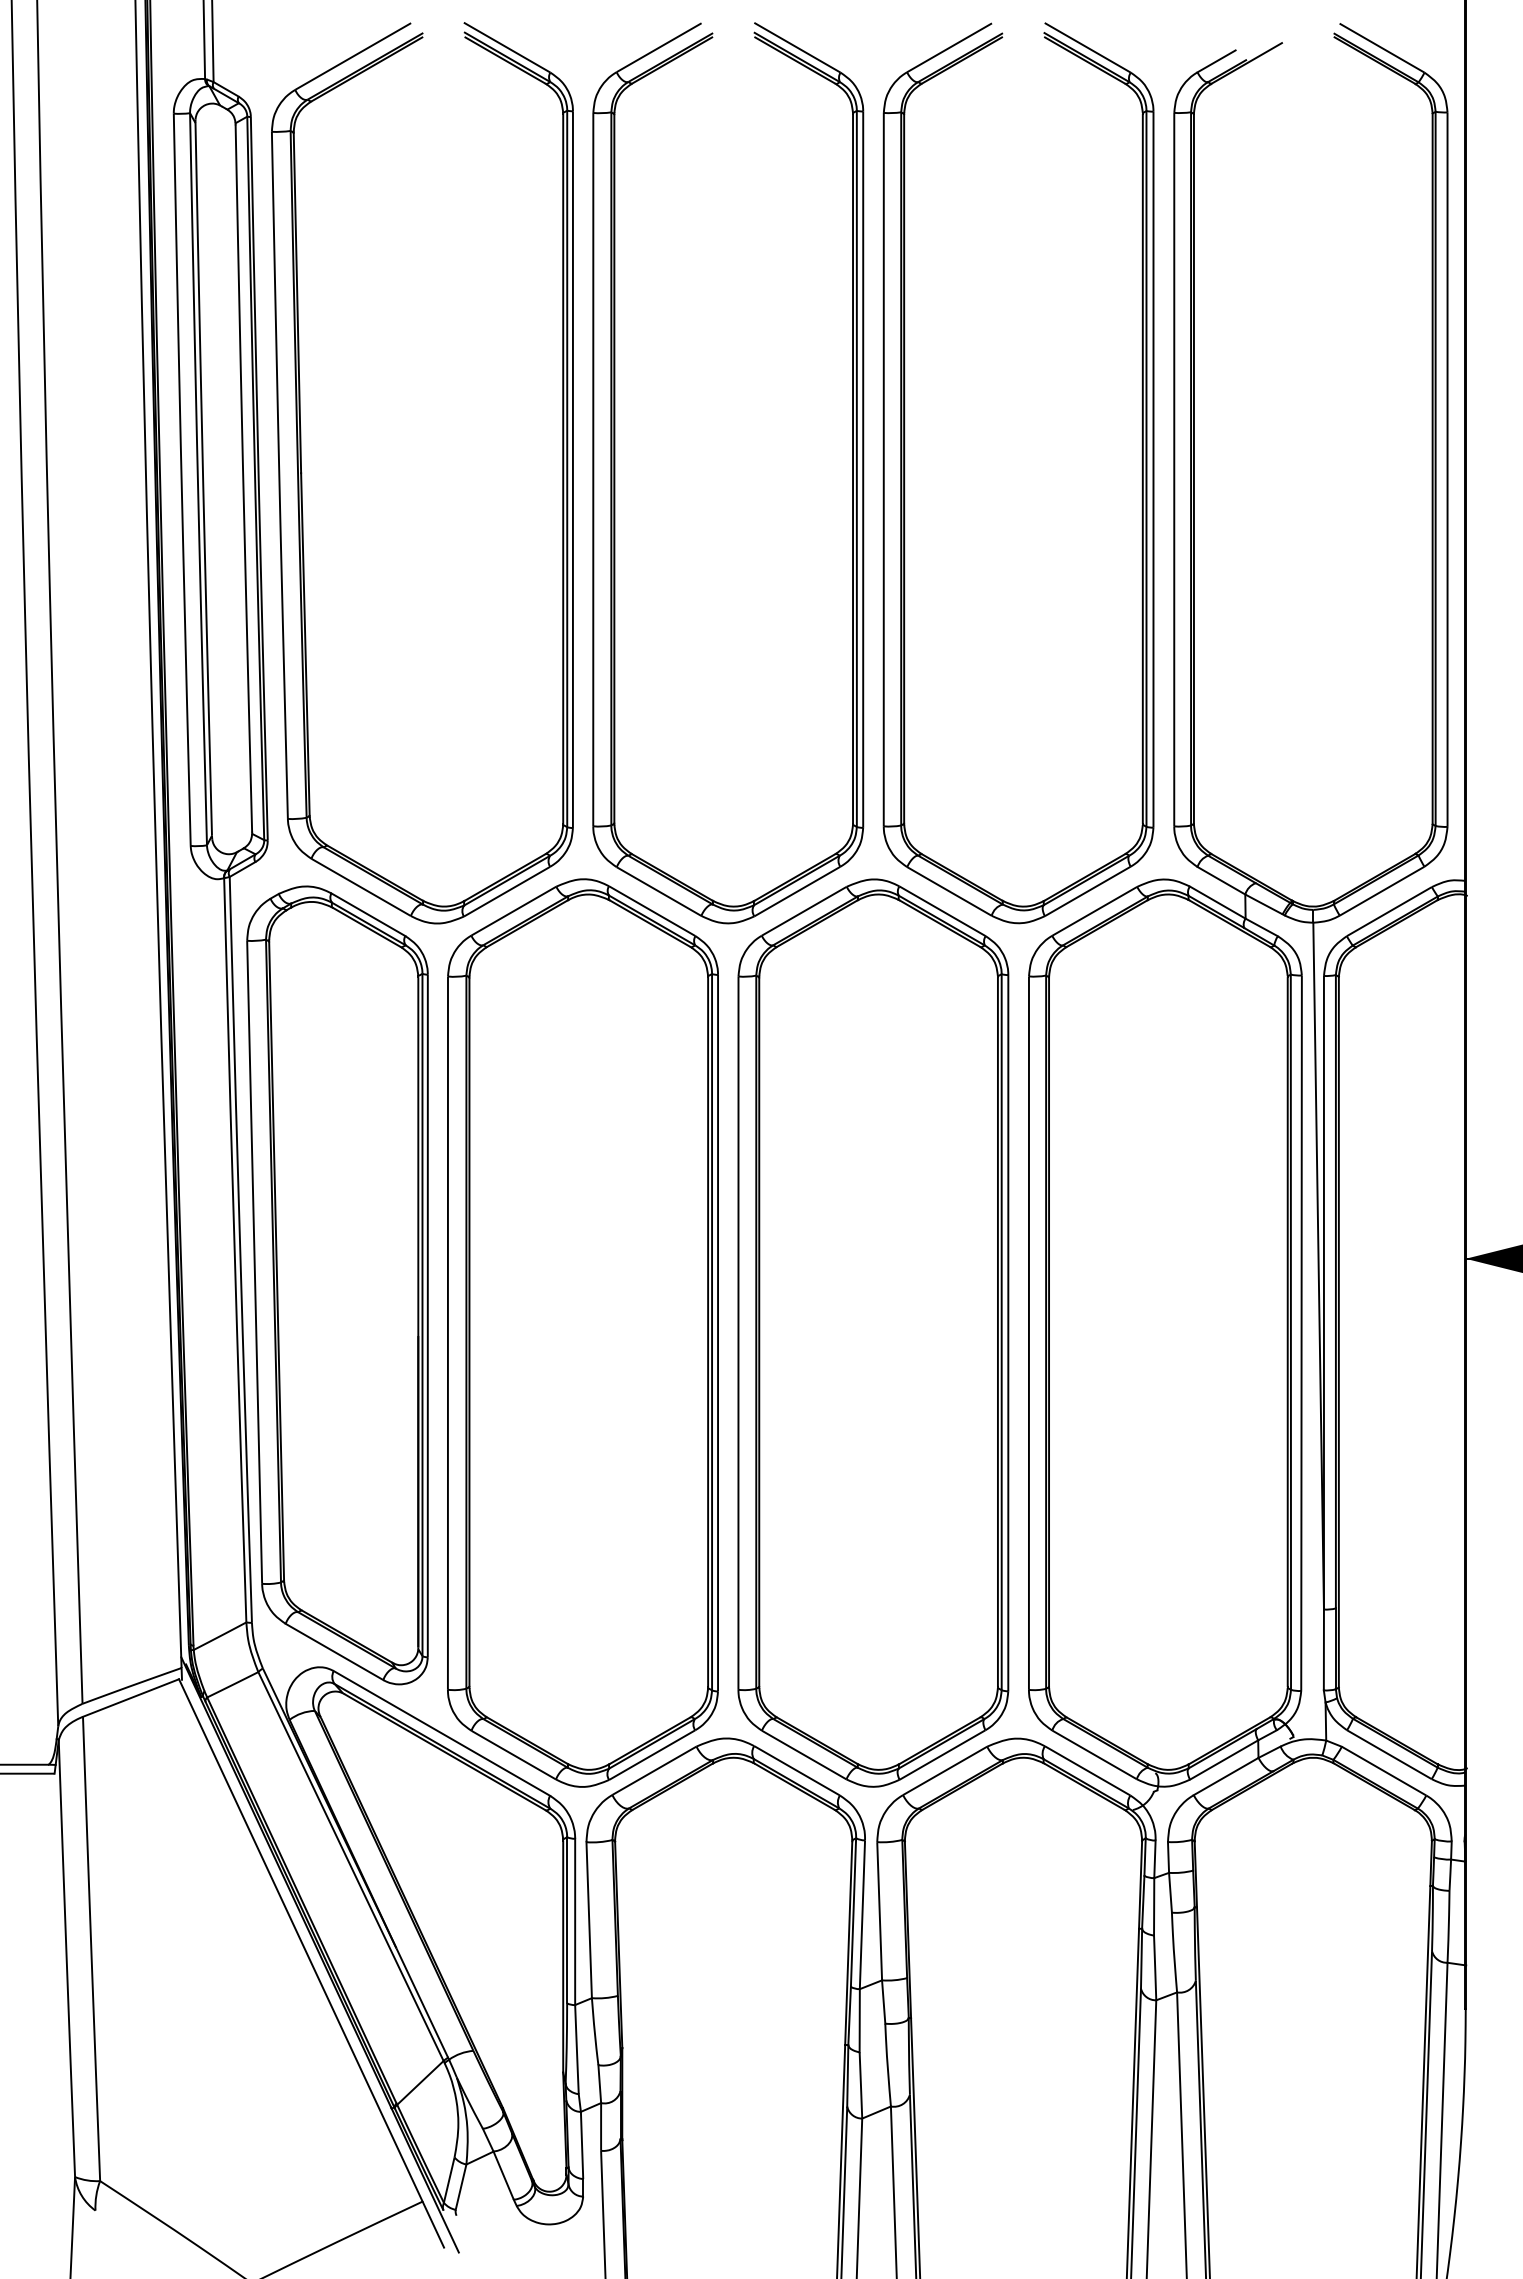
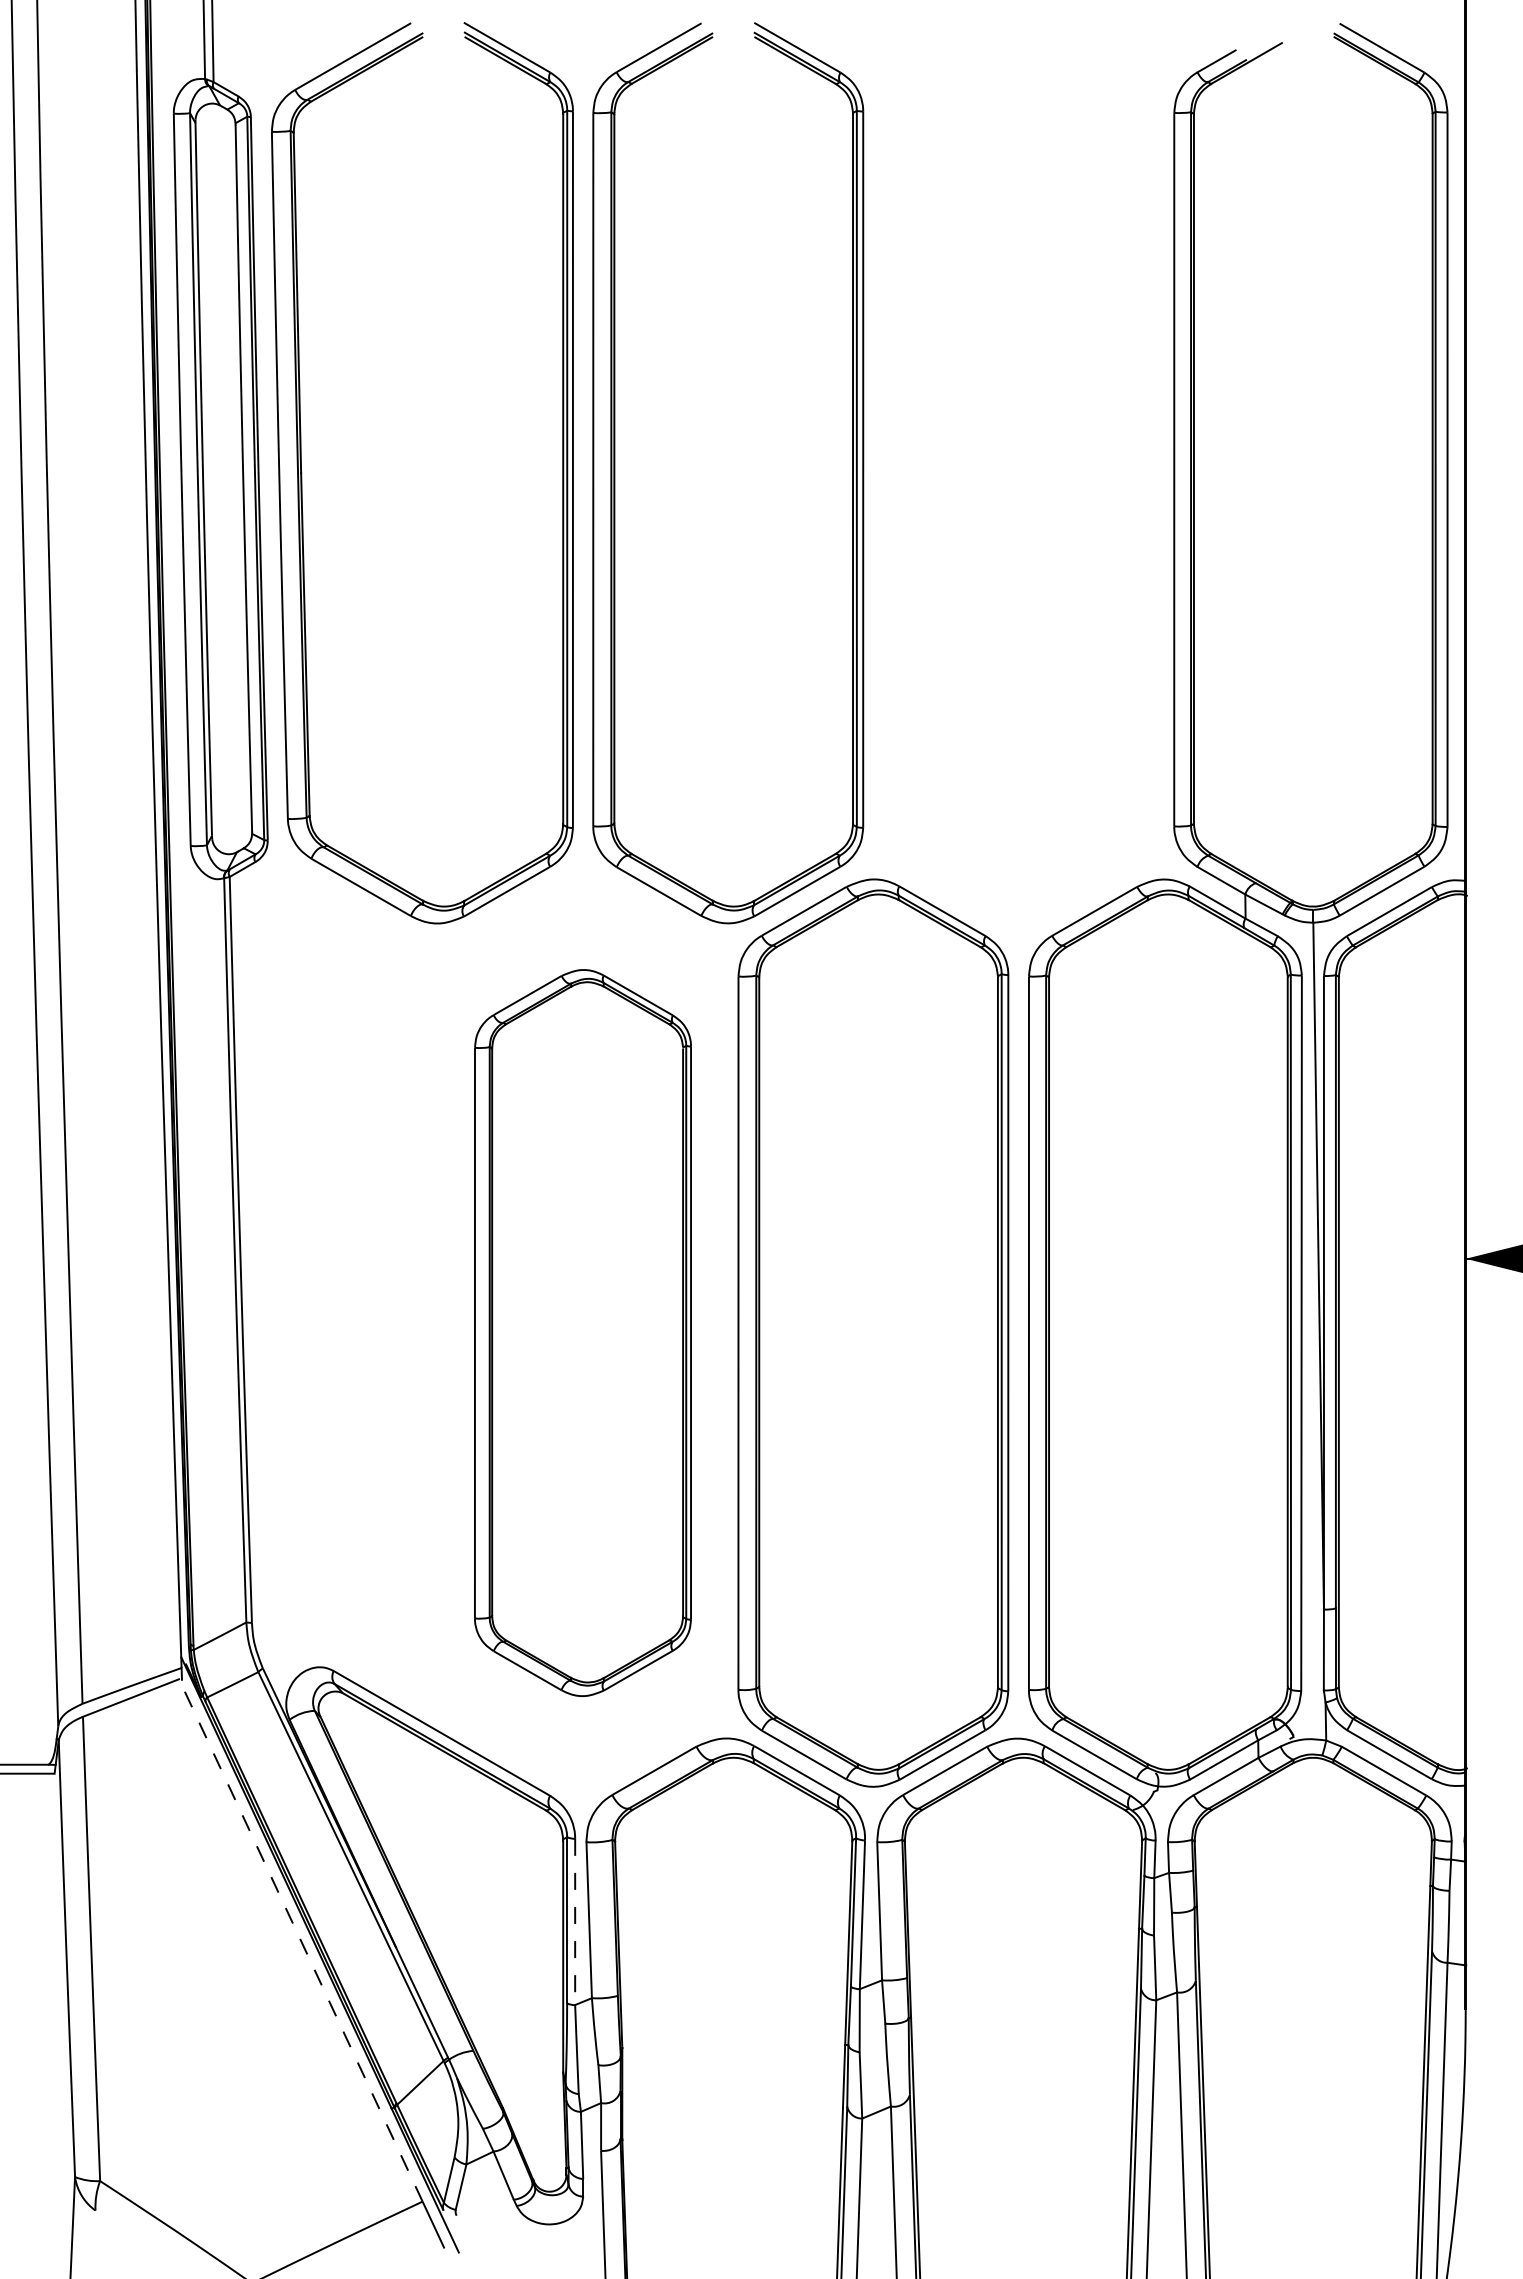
part: present -> none (905, 473)
part: present -> none (337, 1285)
part size: 272x910 px -> 218x728 px (582, 1332)
line: solid -> dashed (575, 1922)
line: solid -> dashed (300, 1939)
